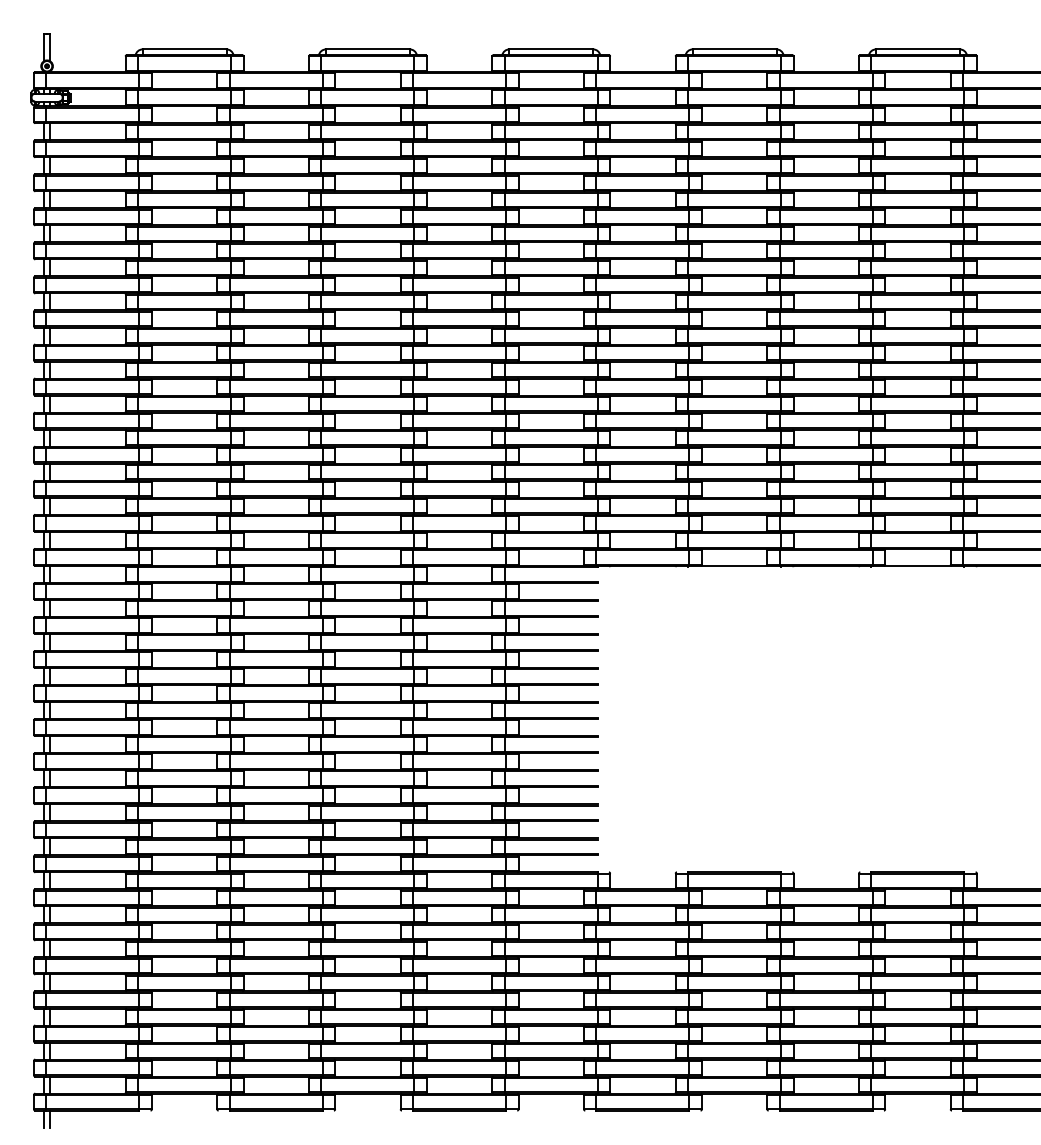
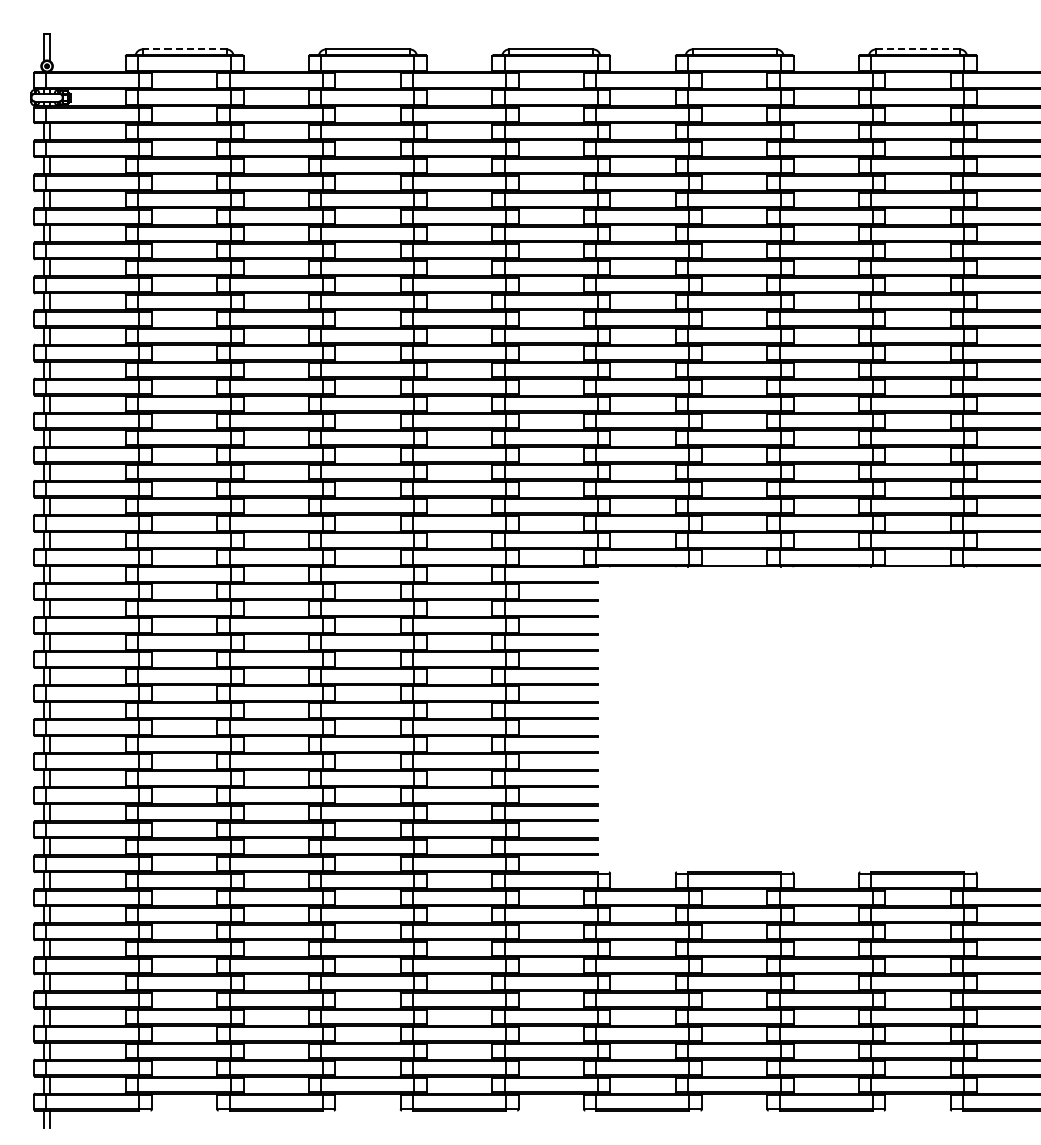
line: solid -> dashed (184, 49)
line: solid -> dashed (917, 49)
